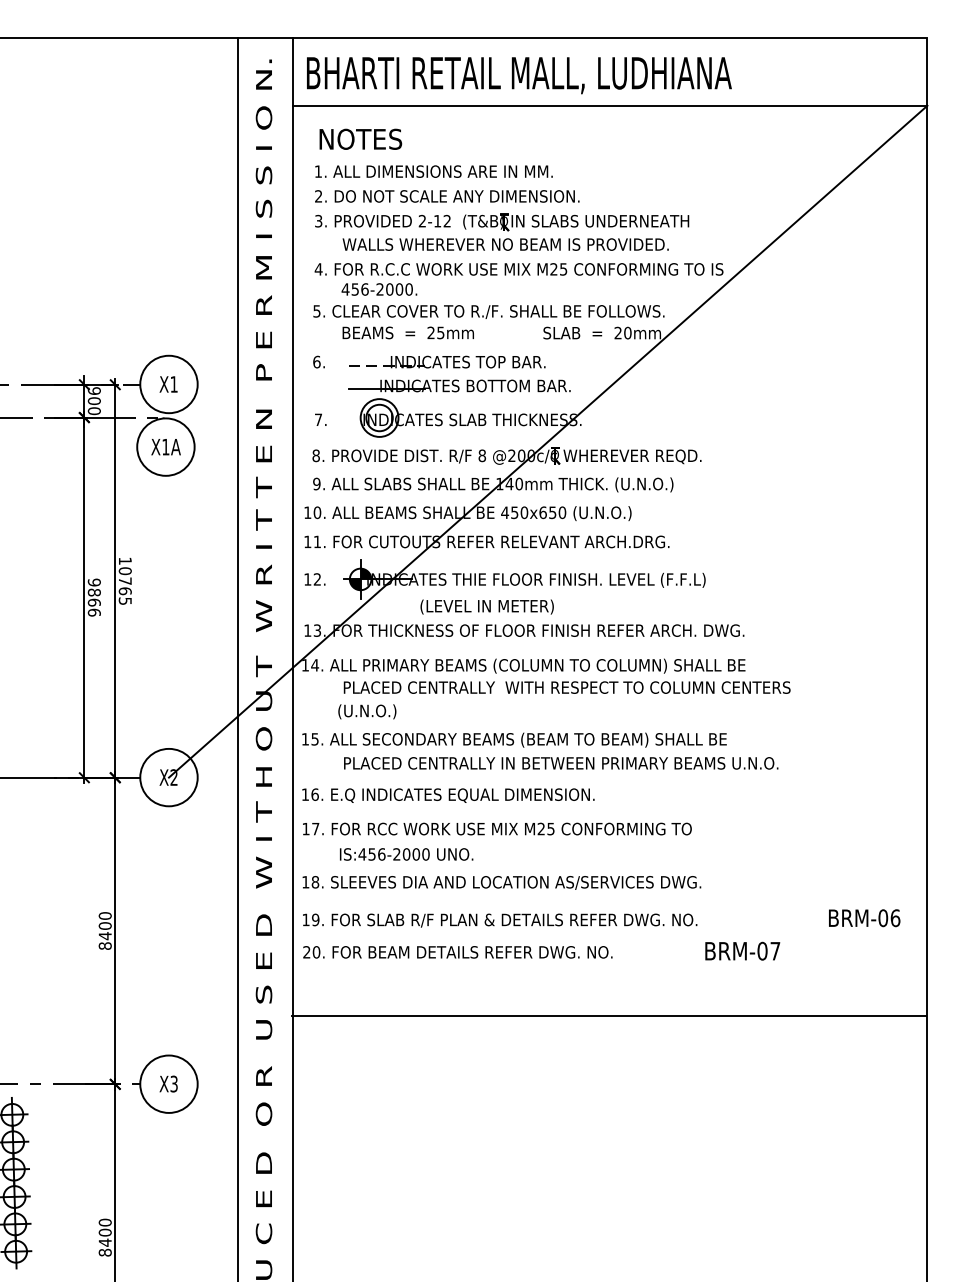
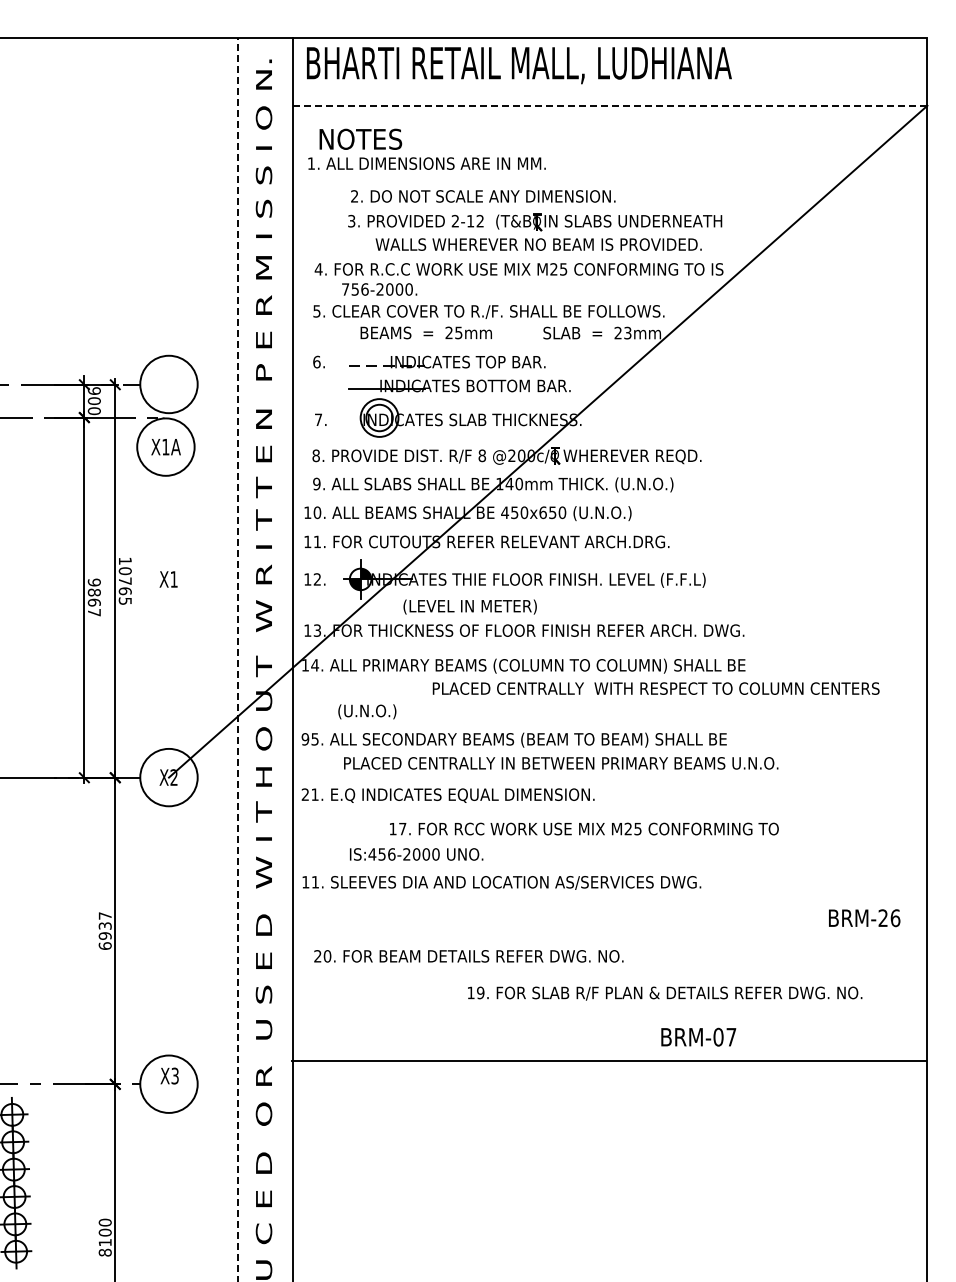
text position: (519, 75) -> (519, 65) (519, 65)
line: solid -> dashed (610, 105)
text position: (433, 171) -> (426, 163) (426, 163)
text position: (447, 196) -> (483, 196) (483, 196)
part position: (502, 231) -> (535, 231) (535, 231)
text: 456-2000. -> 756-2000. (345, 289)
text position: (407, 332) -> (425, 332) (425, 332)
text: 20mm -> 23mm (627, 332)
text position: (168, 384) -> (168, 579) (168, 579)
text position: (486, 606) -> (469, 606) (469, 606)
text: 9866 -> 9867 (93, 612)
line: solid -> dashed (238, 659)
text position: (566, 687) -> (655, 688) (655, 688)
text: 15. -> 95. (305, 739)
text: 16. -> 21. (309, 794)
text position: (497, 828) -> (584, 828) (584, 828)
text position: (406, 854) -> (416, 854) (416, 854)
text: 18. -> 11. (315, 882)
text: BRM-06 -> BRM-26 (883, 918)
text position: (500, 920) -> (665, 993) (665, 993)
text: 8400 -> 6937 (104, 930)
text position: (742, 950) -> (698, 1036) (698, 1036)
text position: (457, 952) -> (468, 956) (468, 956)
line position: (608, 1015) -> (608, 1060) (608, 1060)
text position: (168, 1083) -> (169, 1075) (169, 1075)
text: 8400 -> 8100 (105, 1242)
